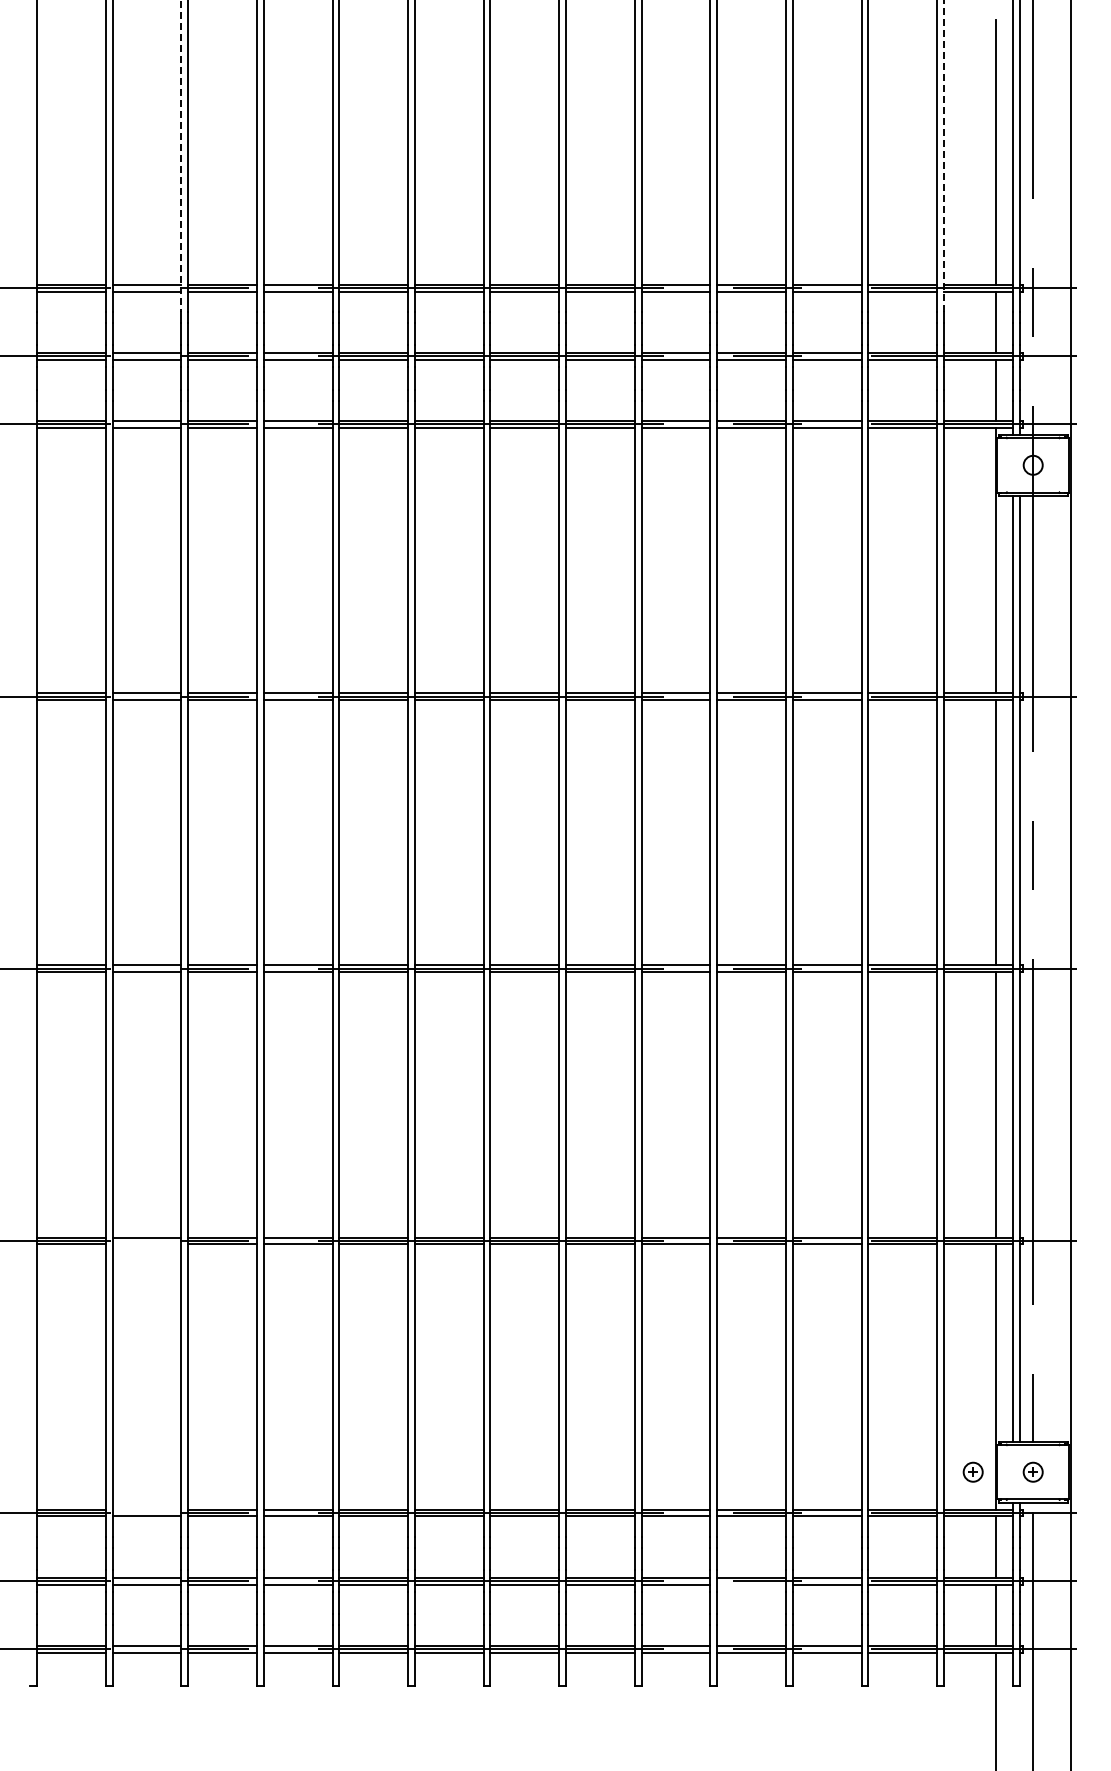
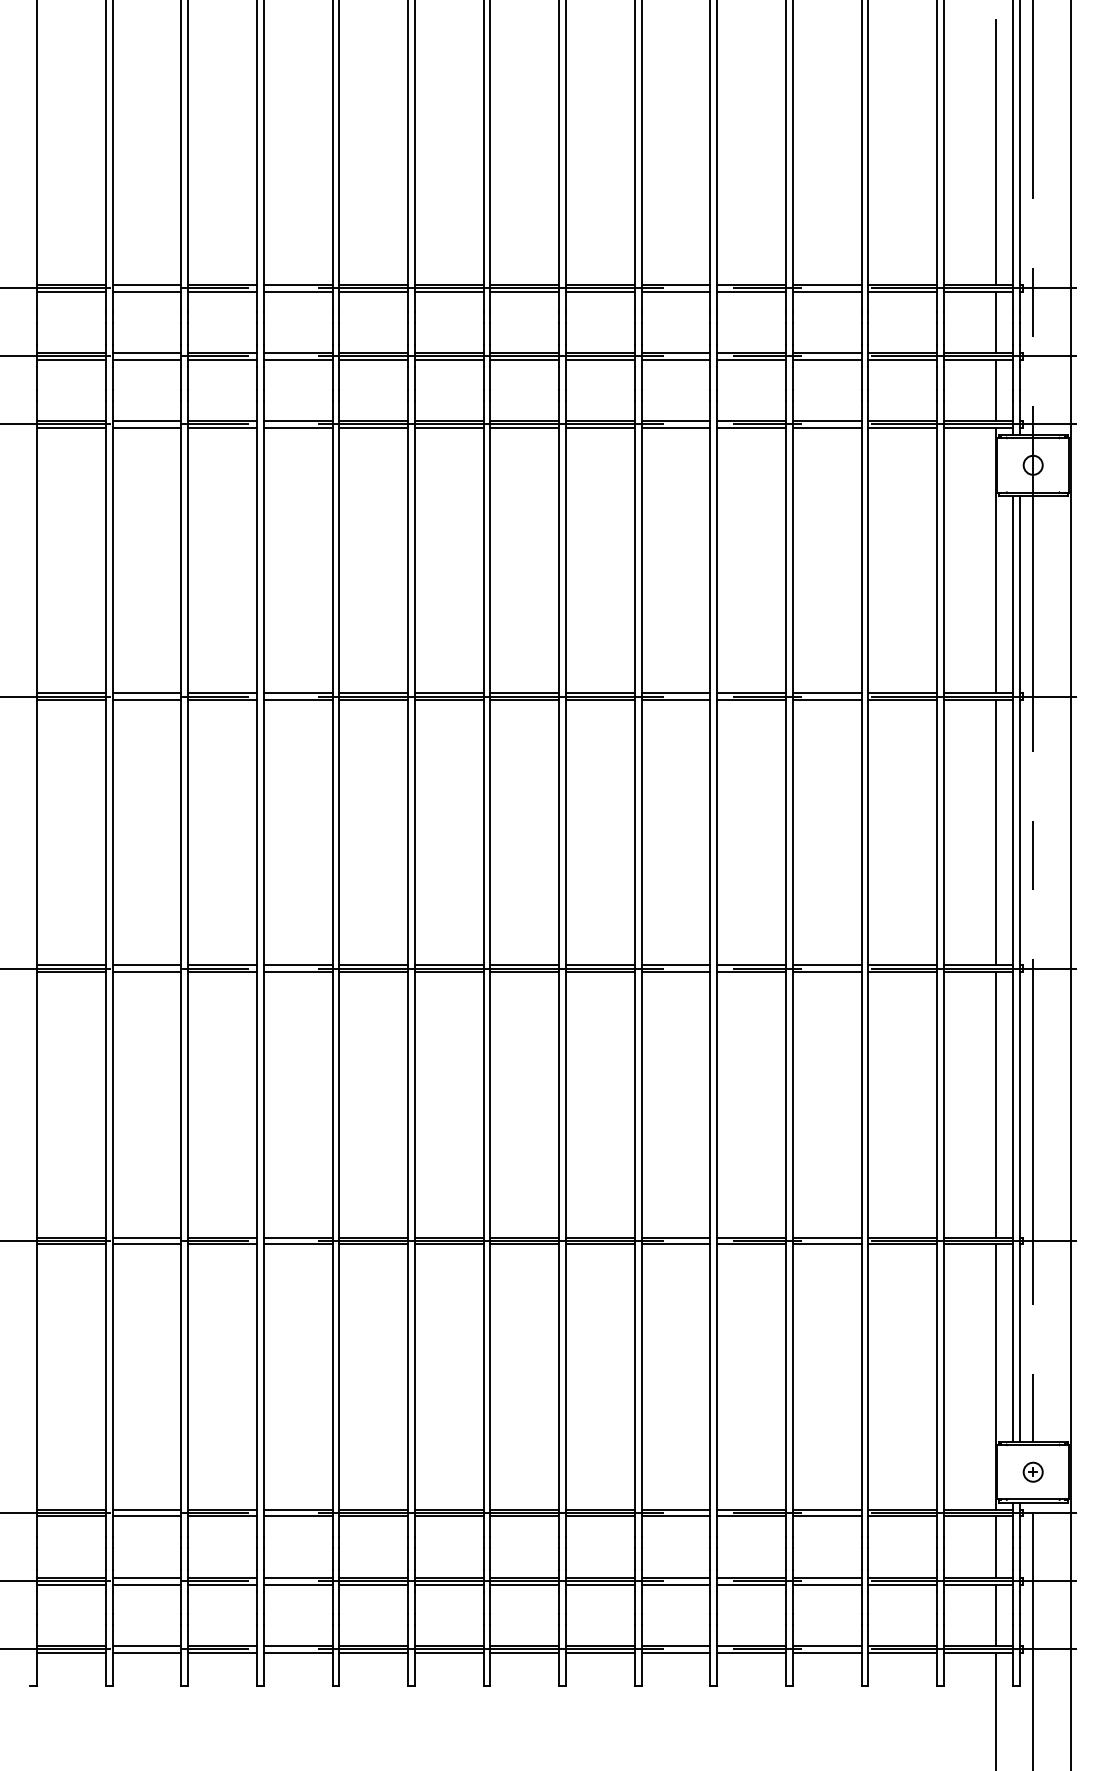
line: dashed -> solid (181, 156)
line: dashed -> solid (944, 156)
line: none -> present (146, 1244)
part: present -> none (972, 1471)
line: none -> present (146, 1509)
line: none -> present (751, 1584)
